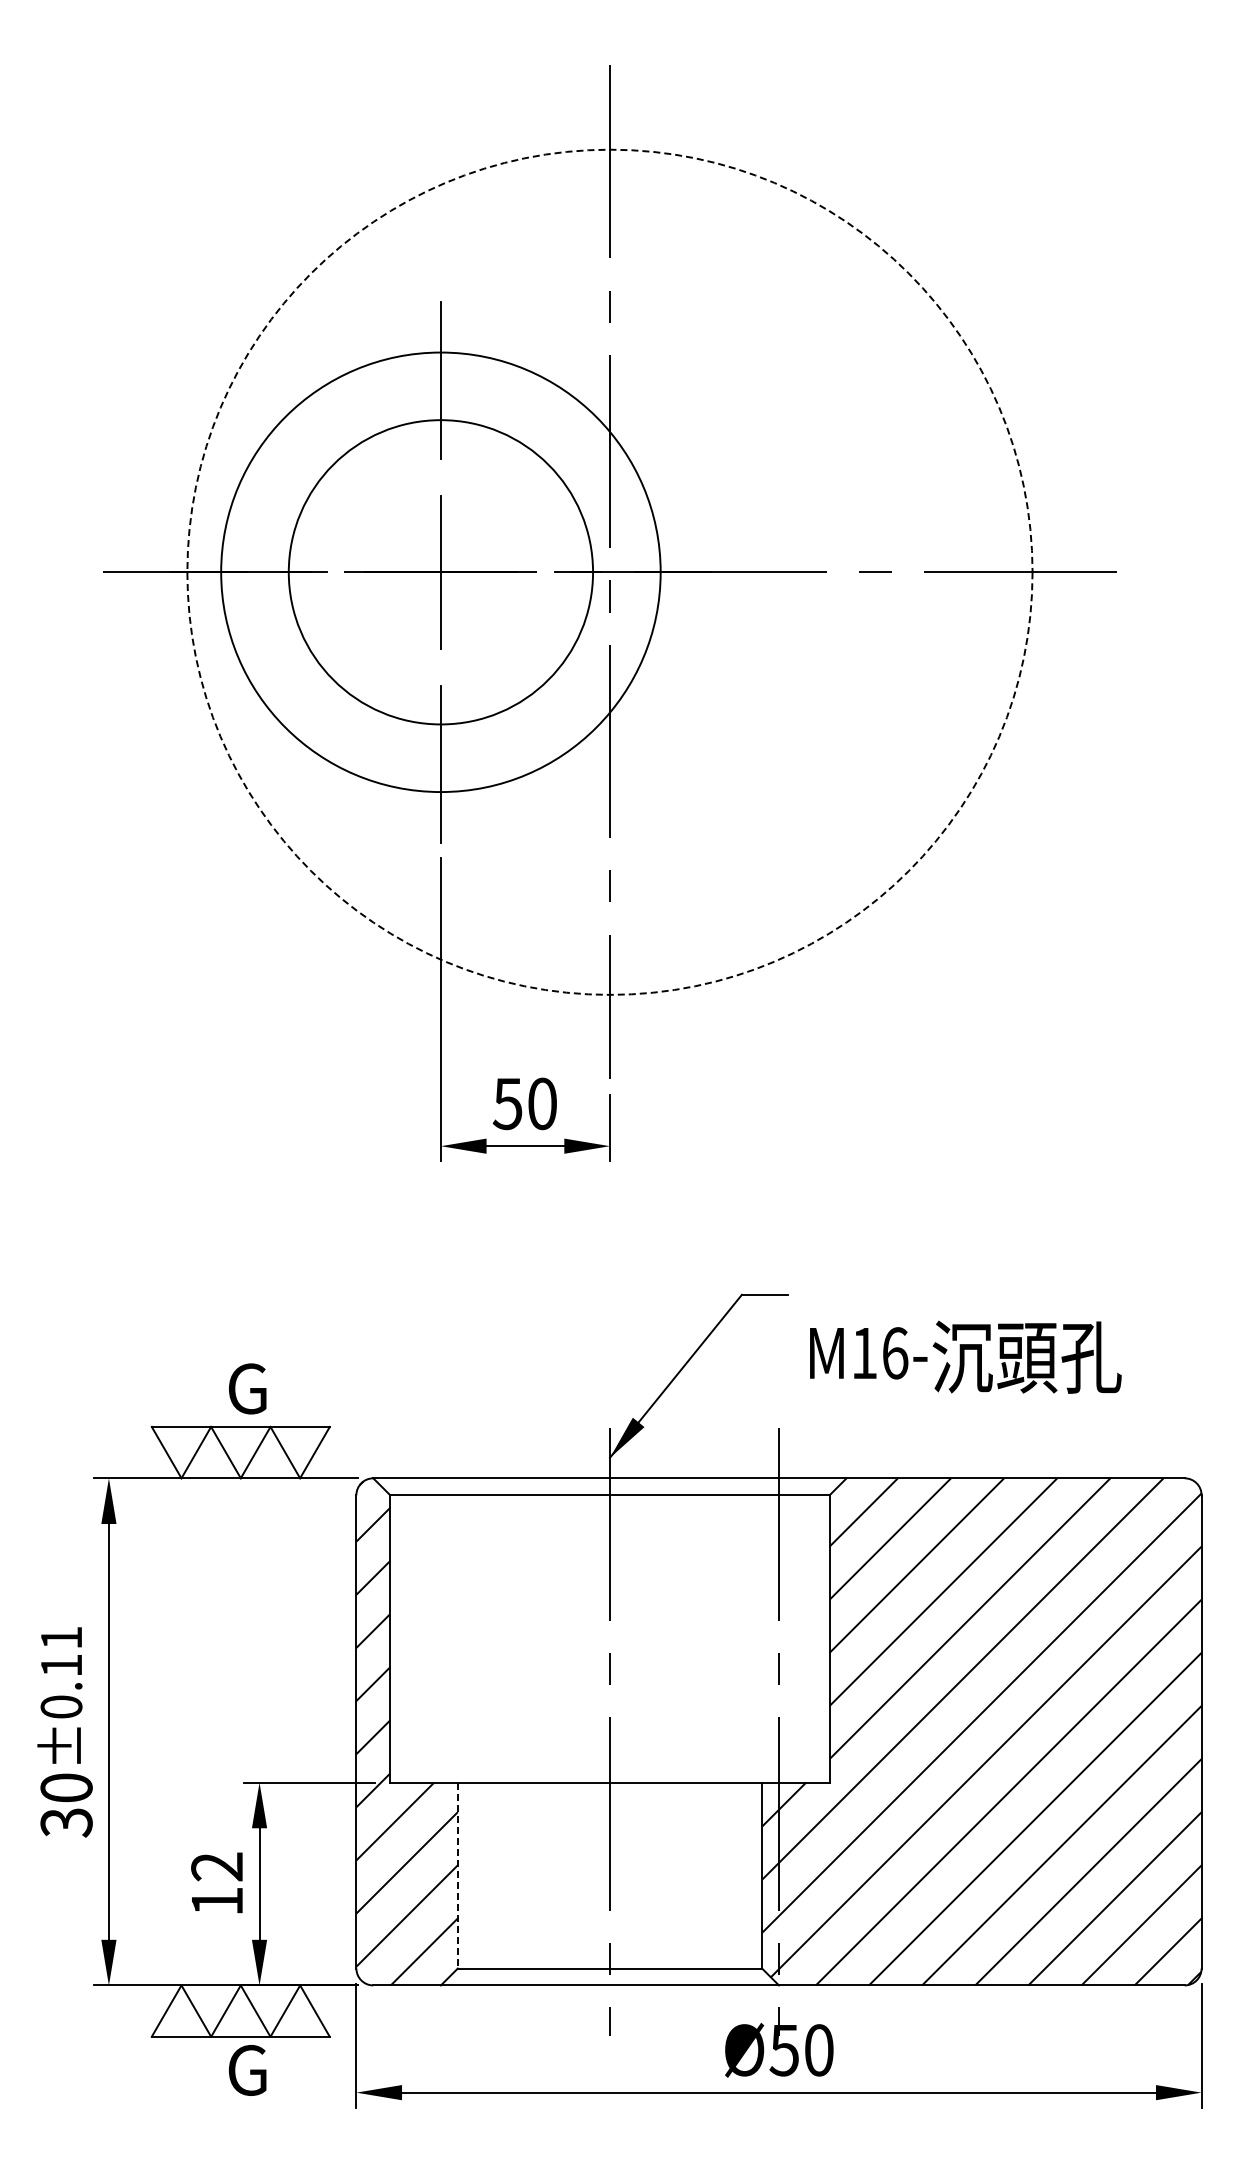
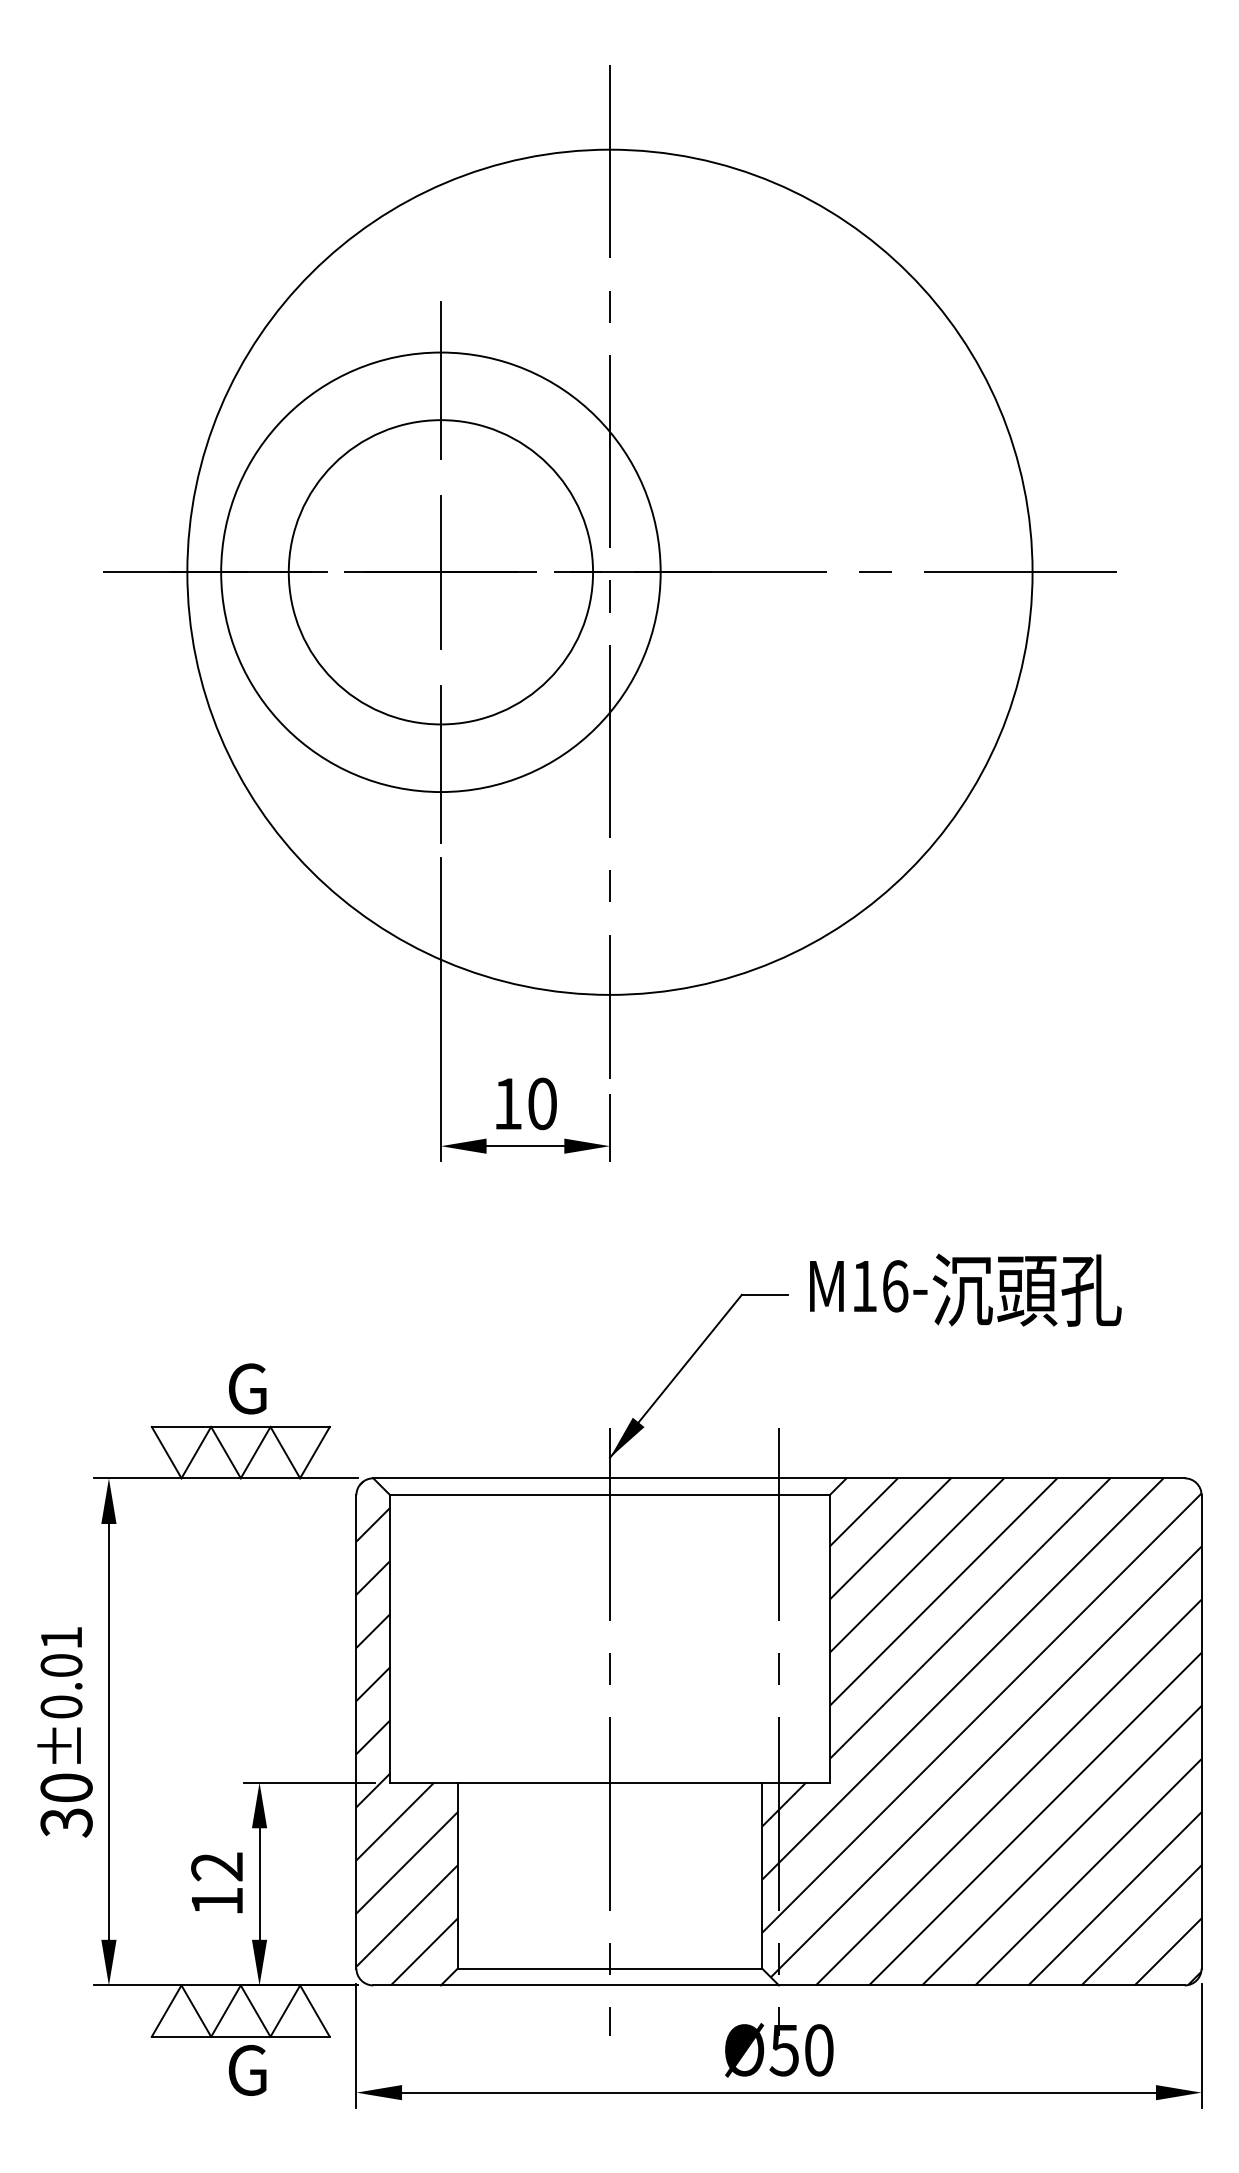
circle: dashed -> solid (609, 571)
text: 50 -> 10 (507, 1104)
text position: (965, 1356) -> (965, 1289) (965, 1289)
text: ±0.11 -> ±0.01 (61, 1665)
line: dashed -> solid (457, 1875)
